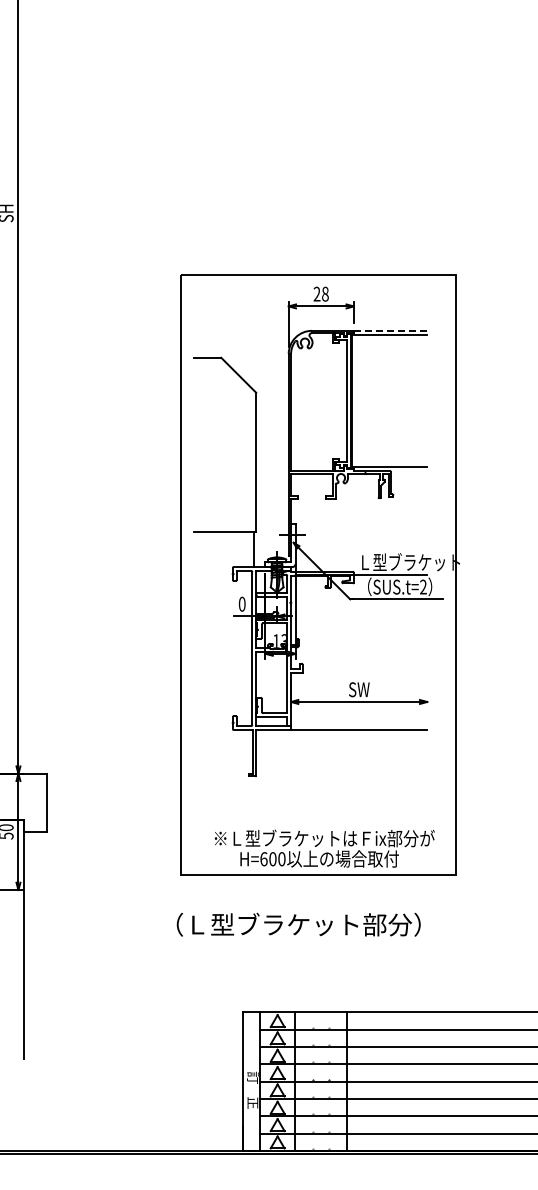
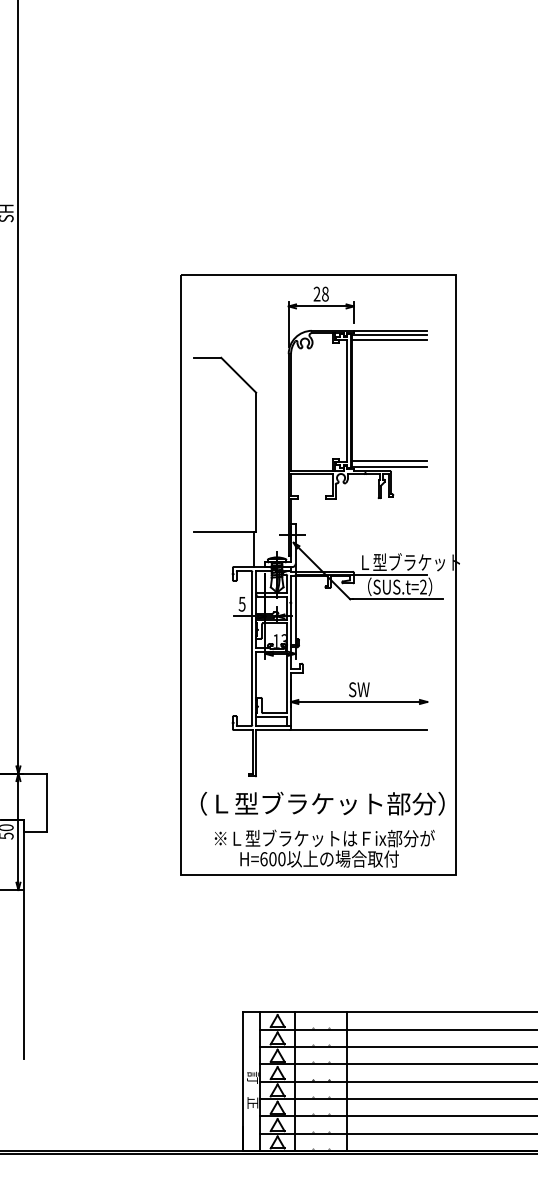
line: dashed -> solid (390, 330)
line: none -> present (389, 340)
line: none -> present (389, 461)
text: 0 -> 5 (241, 603)
text position: (298, 924) -> (322, 803) (322, 803)
